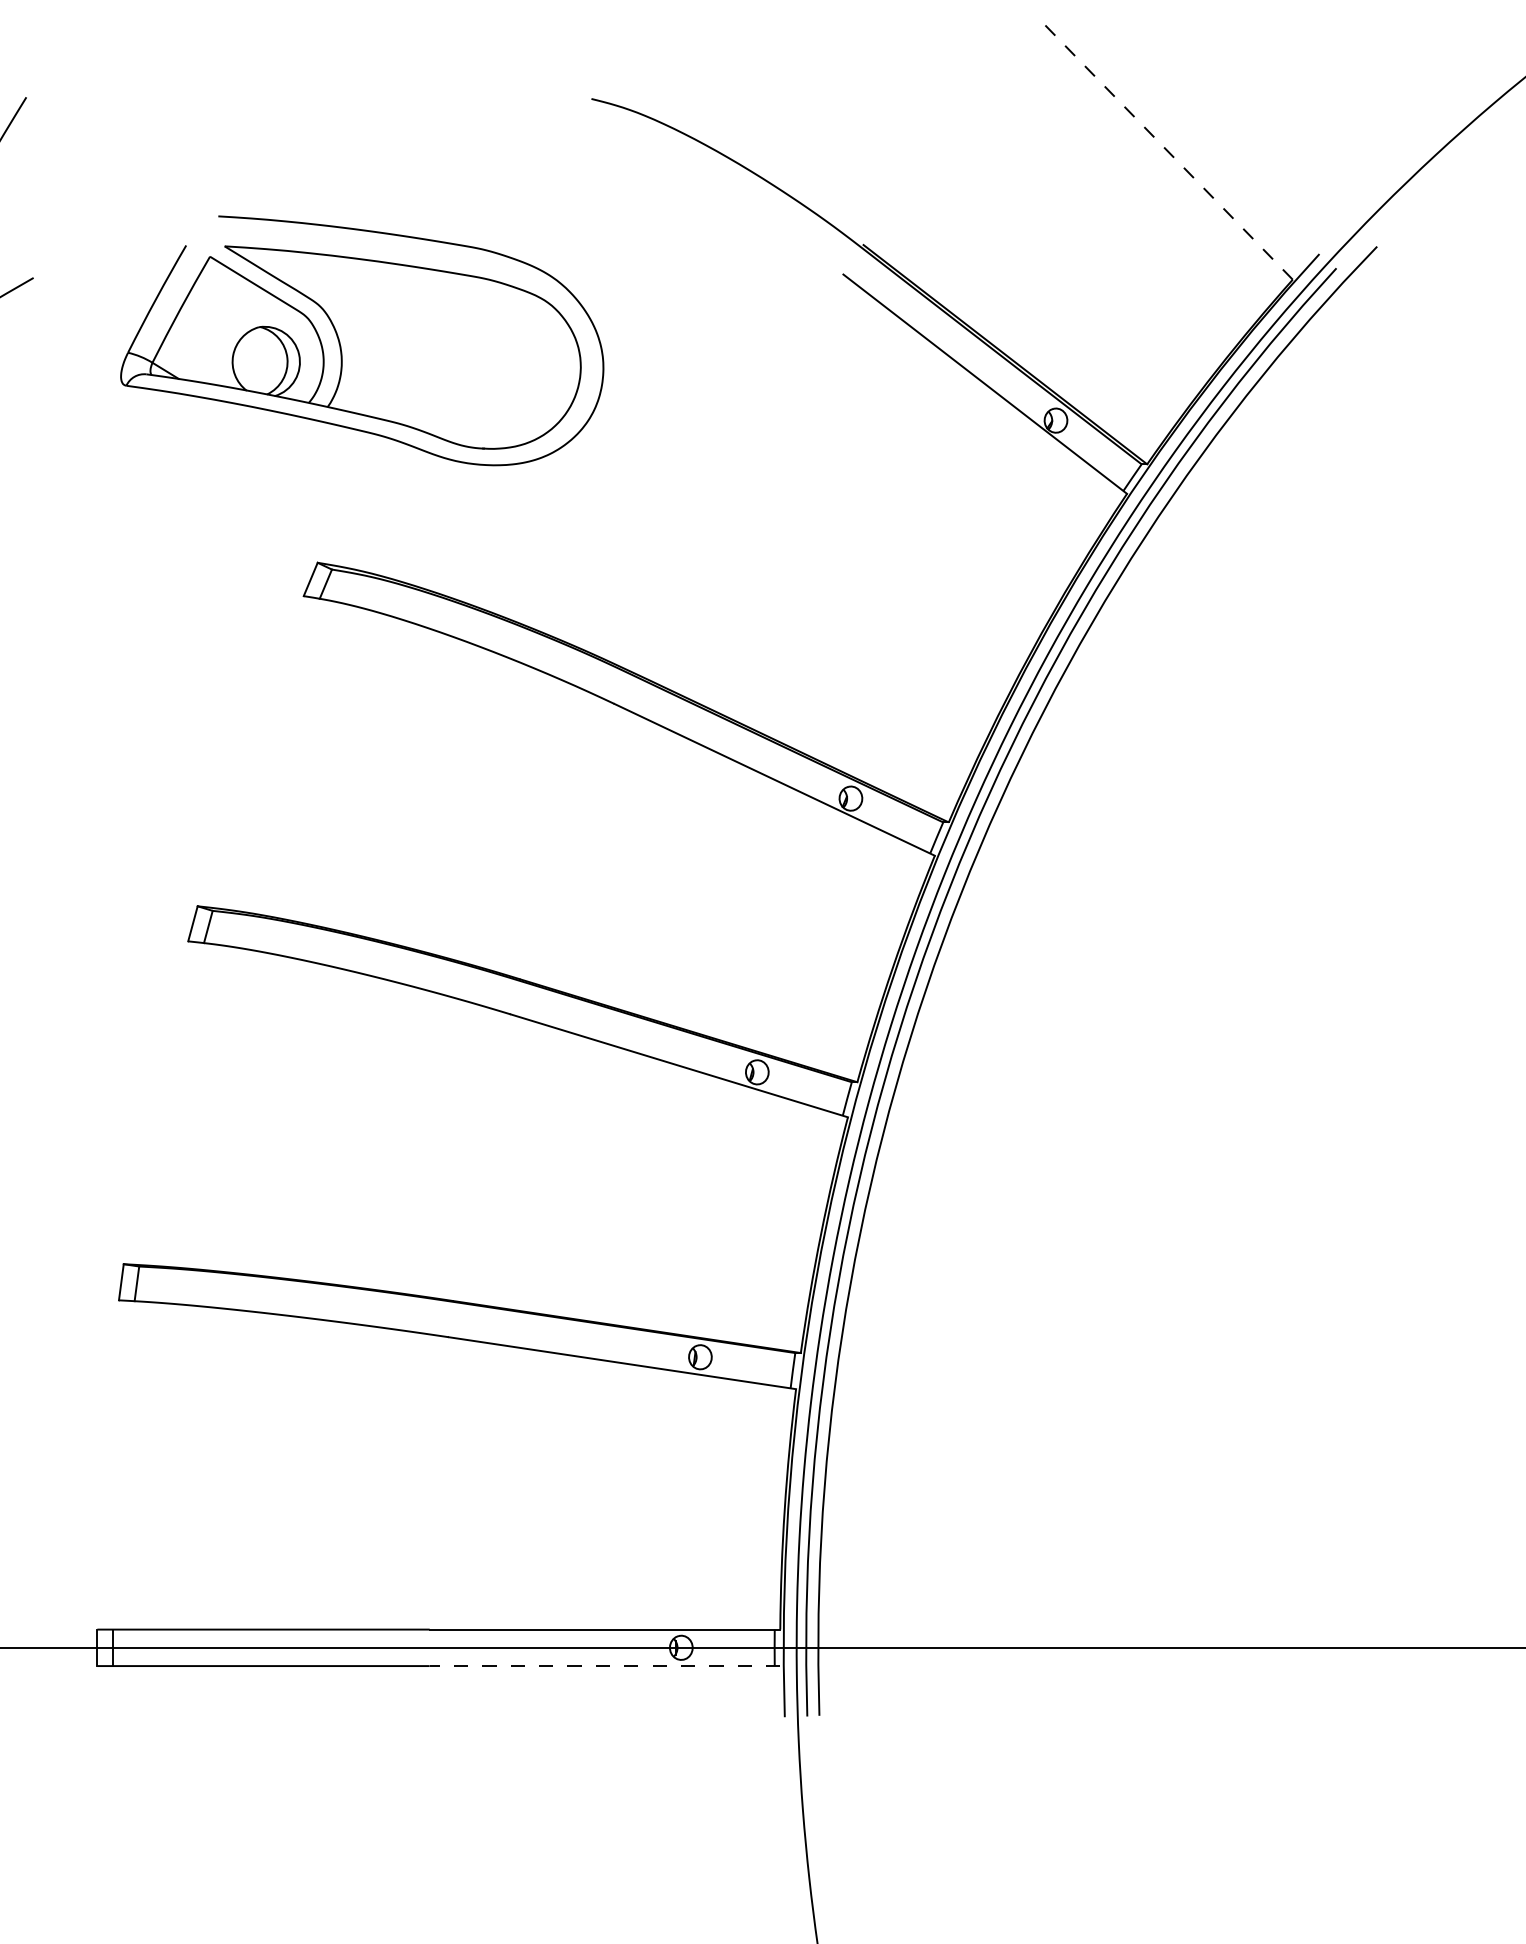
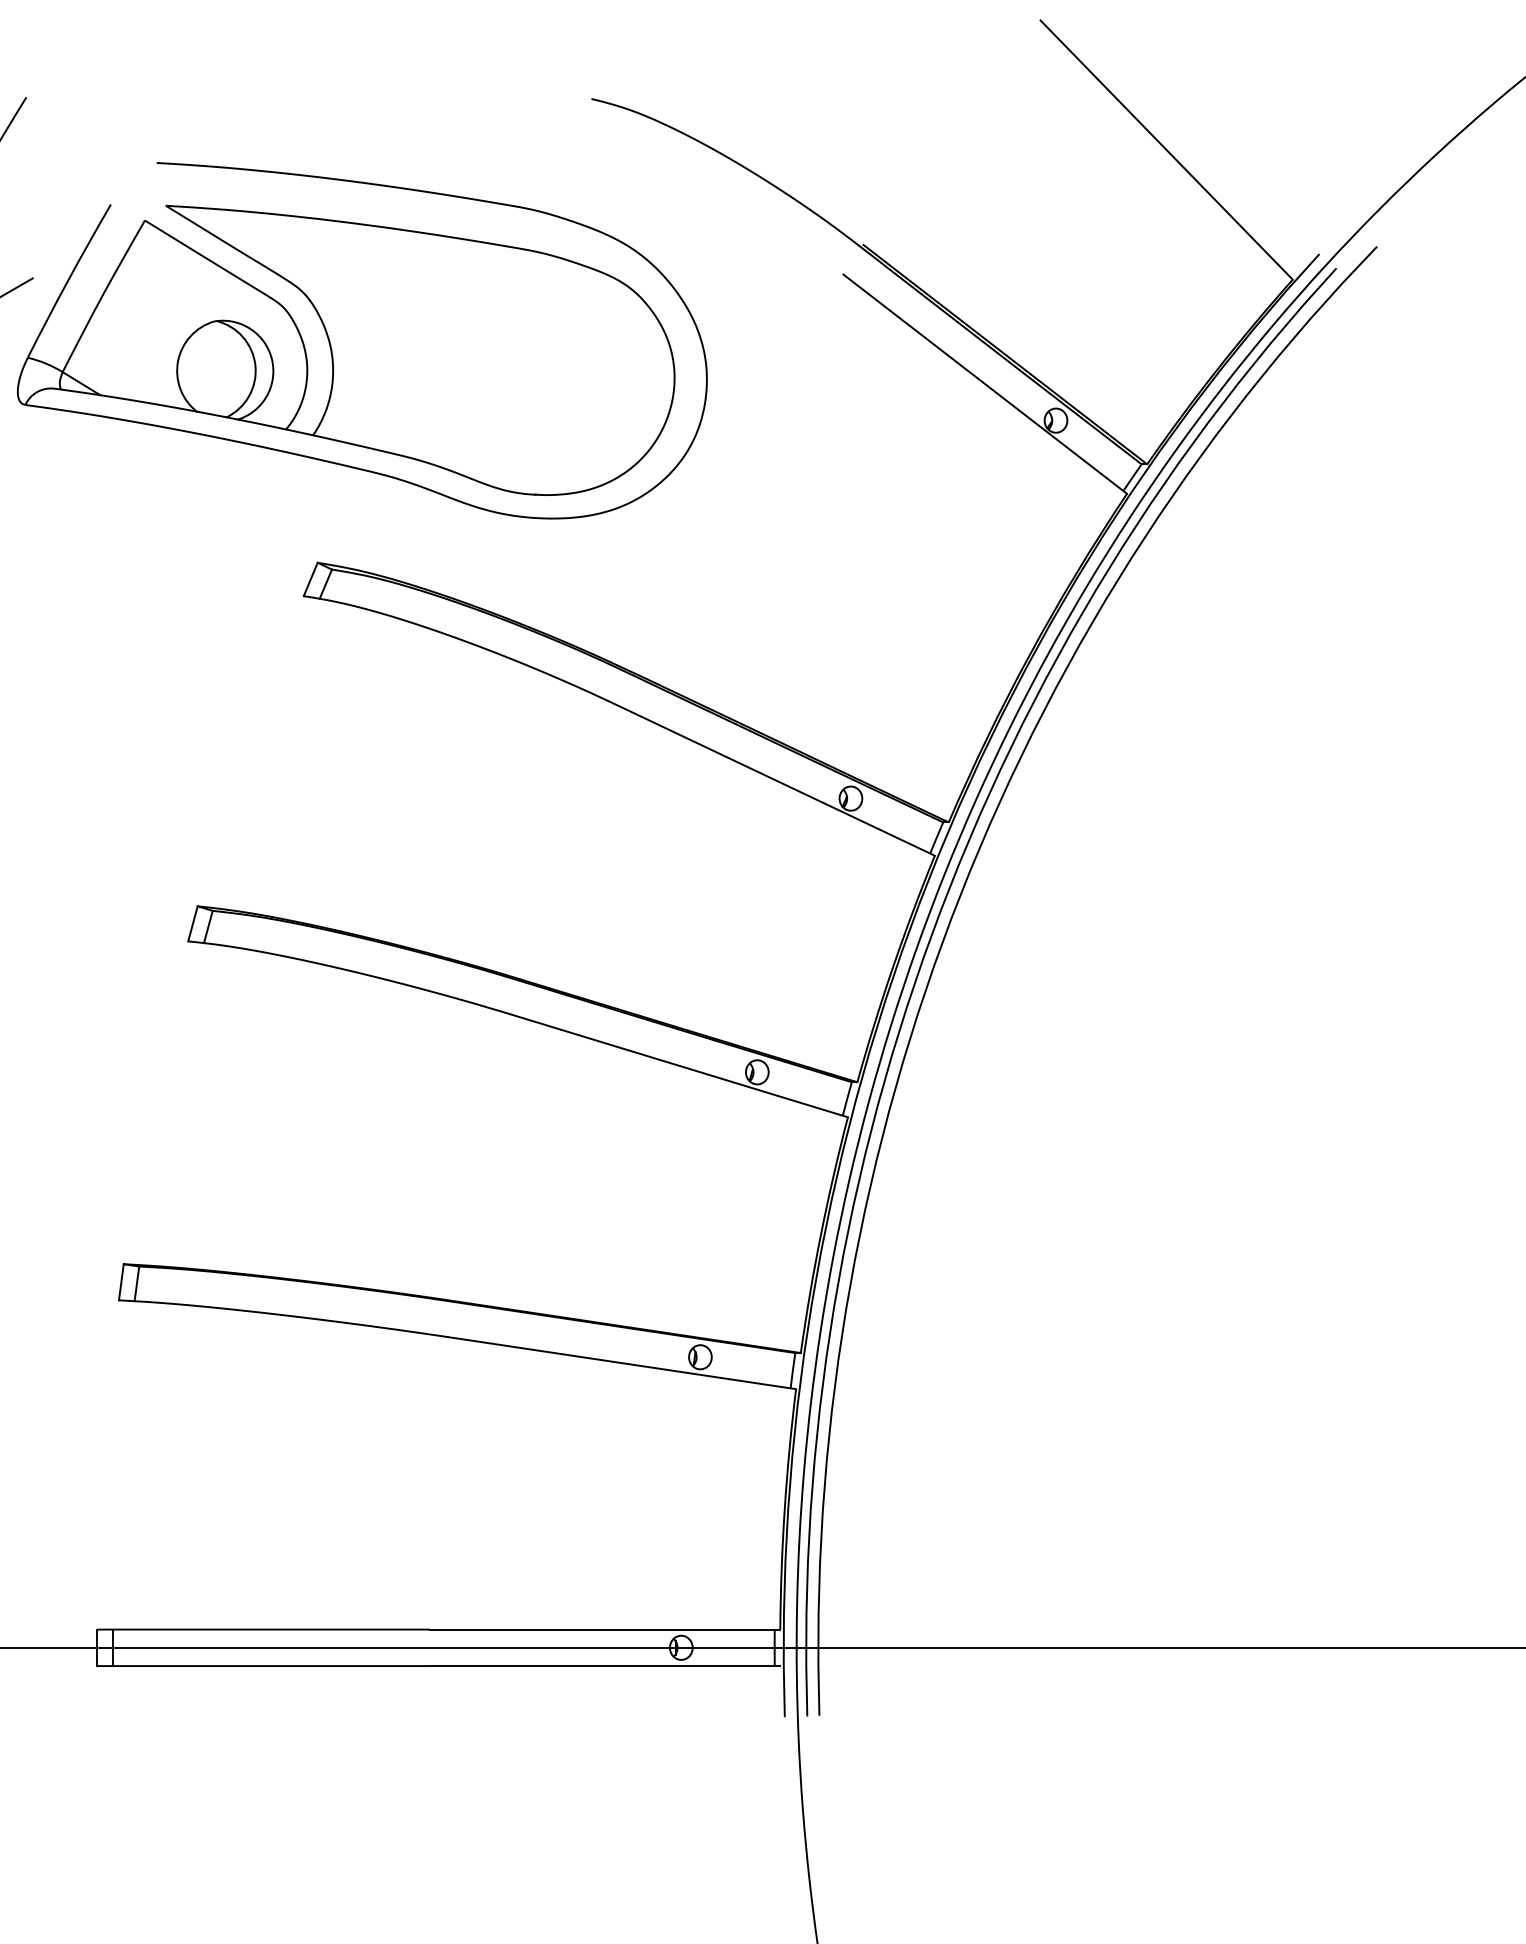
line: dashed -> solid (1166, 150)
part size: 485x252 px -> 692x358 px (361, 340)
line: dashed -> solid (604, 1666)
